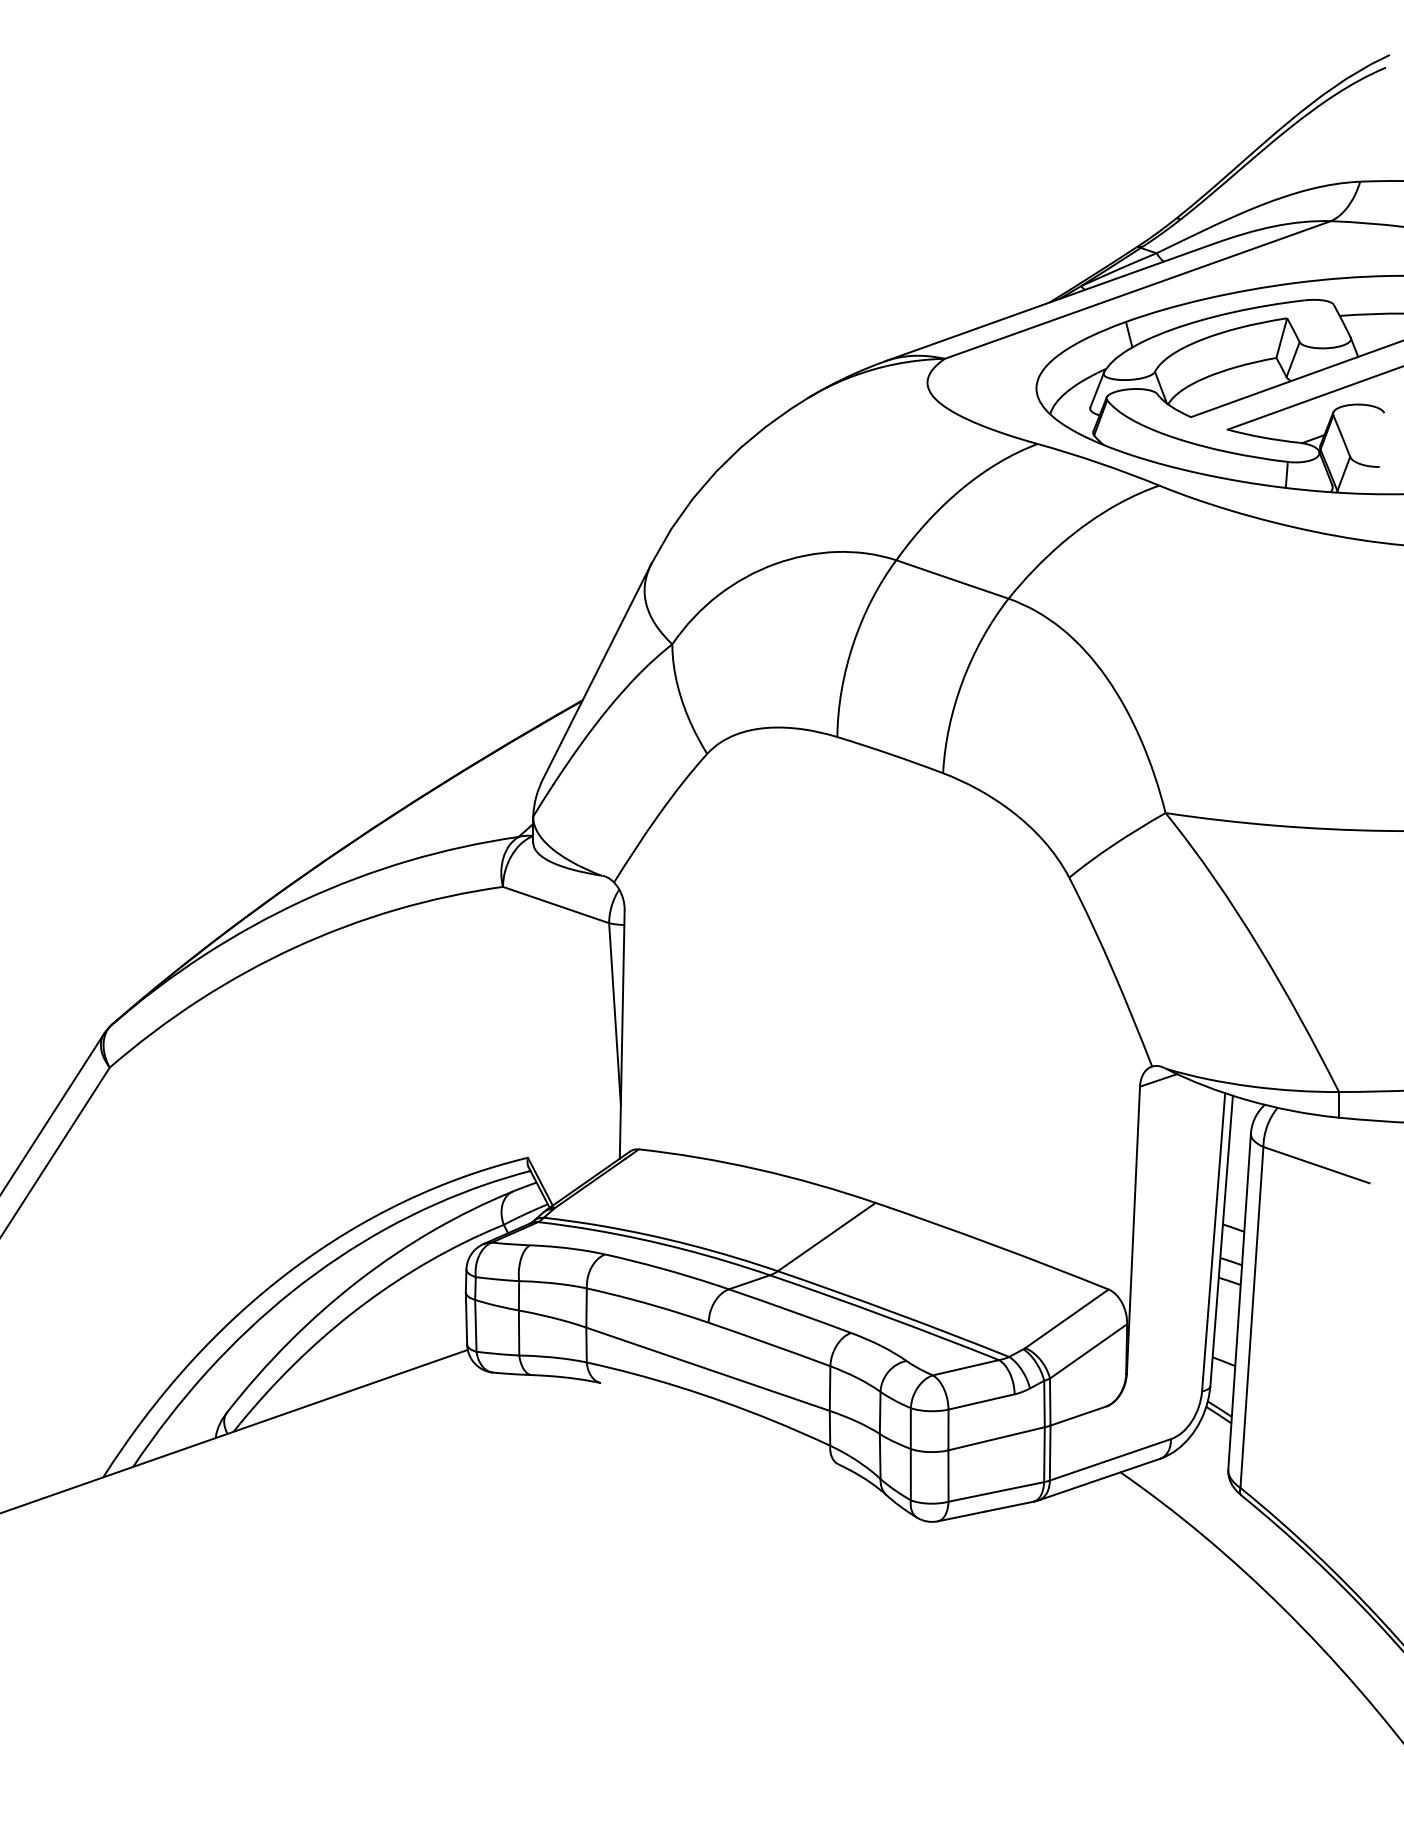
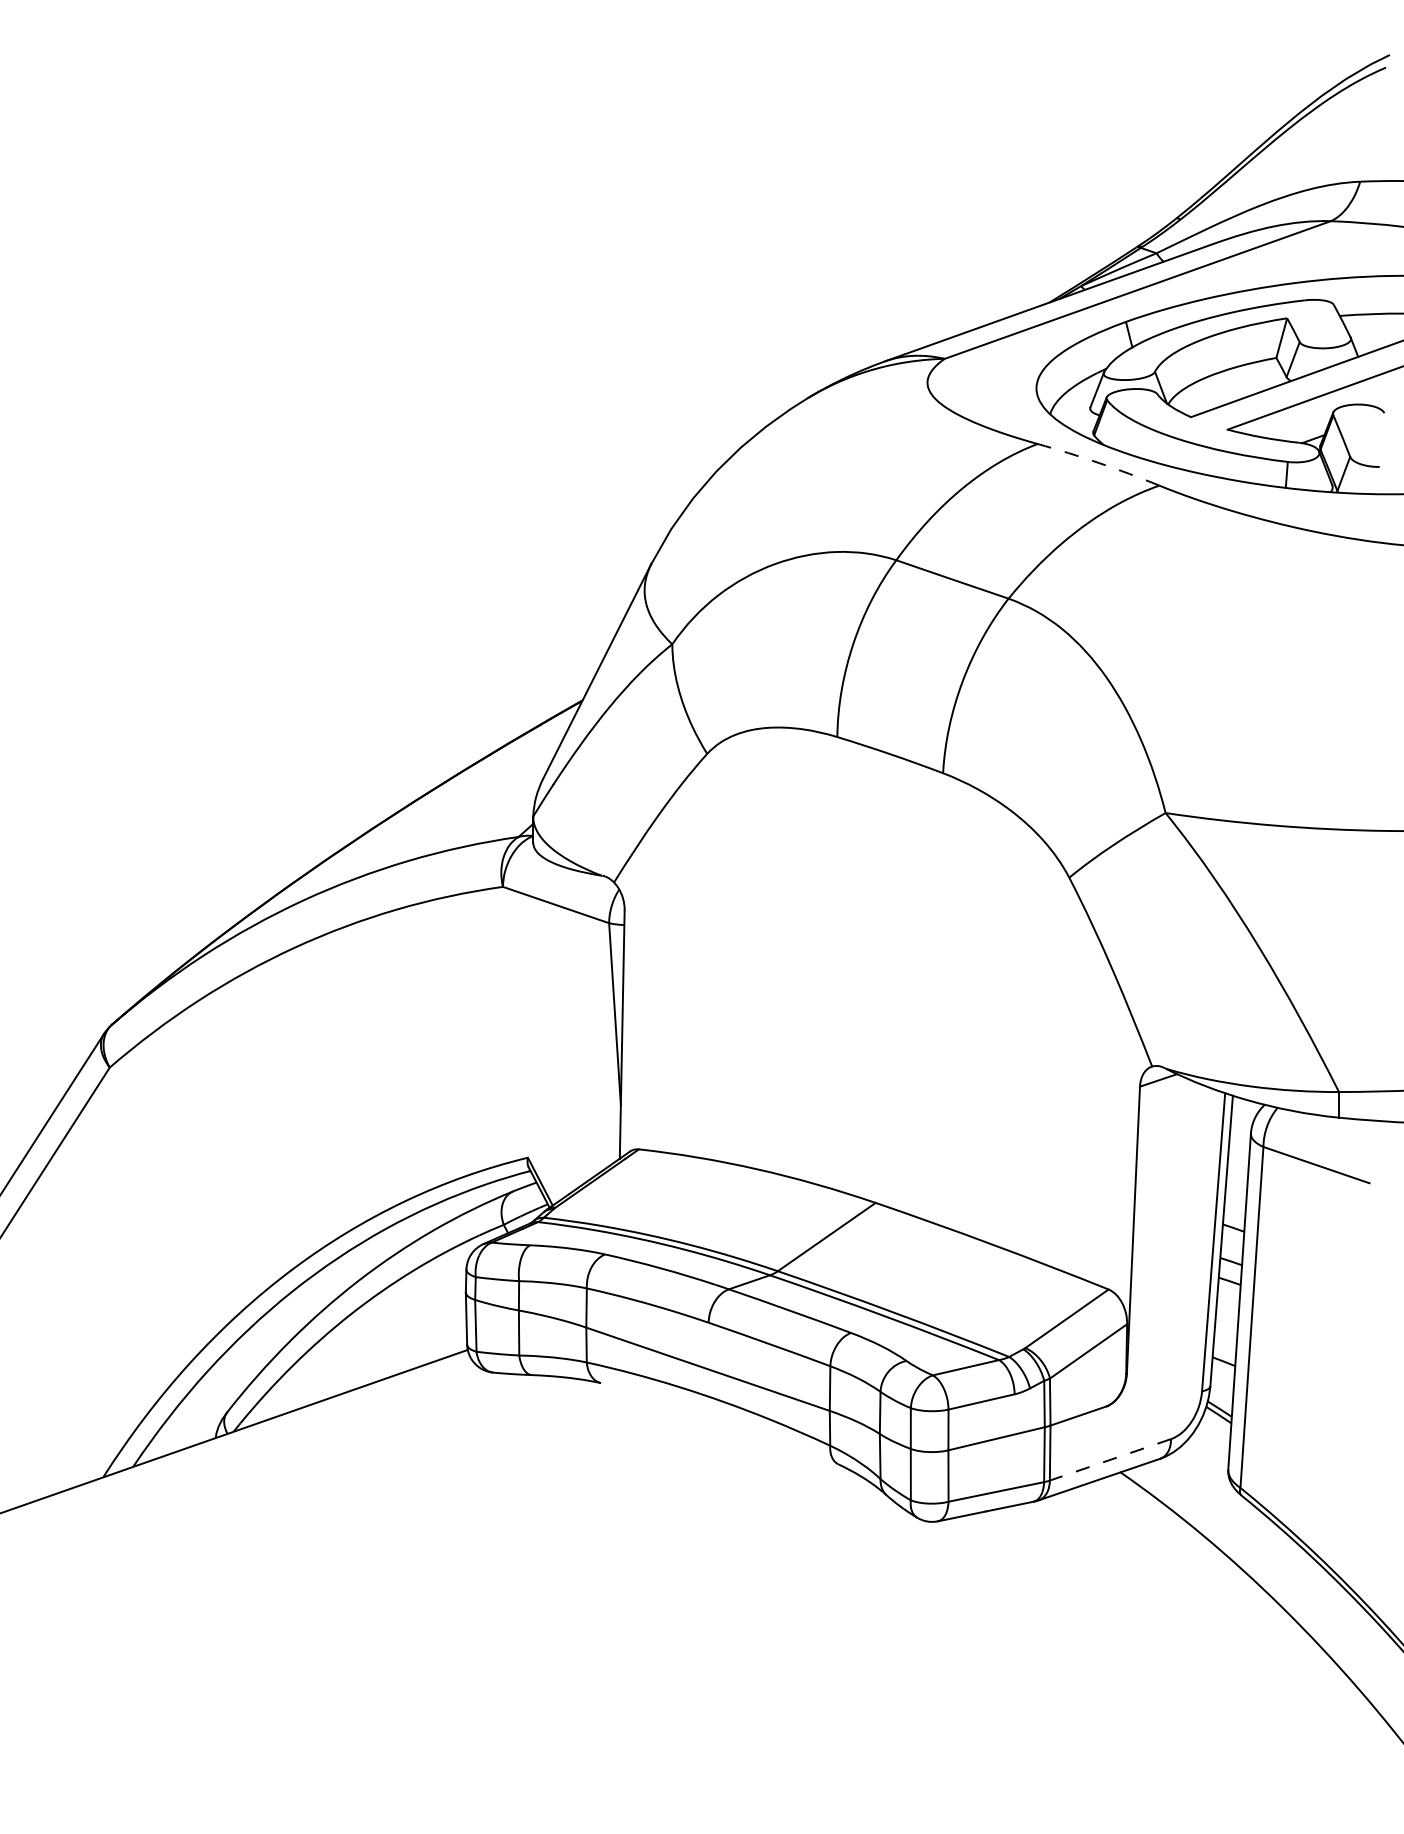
arc: solid -> dashed (1099, 463)
line: solid -> dashed (1109, 1460)
